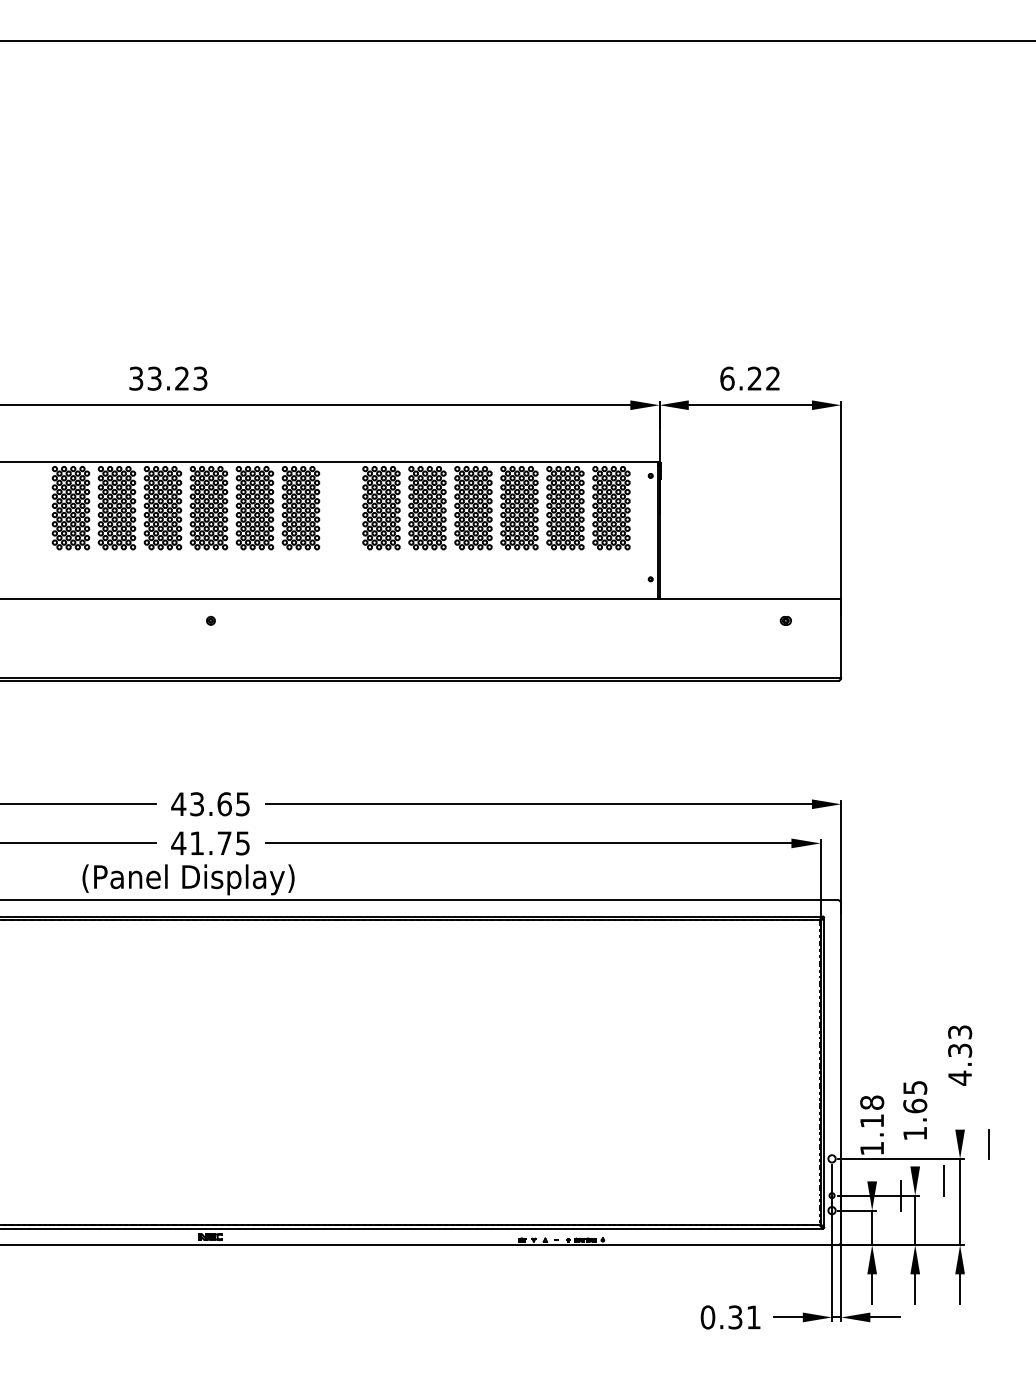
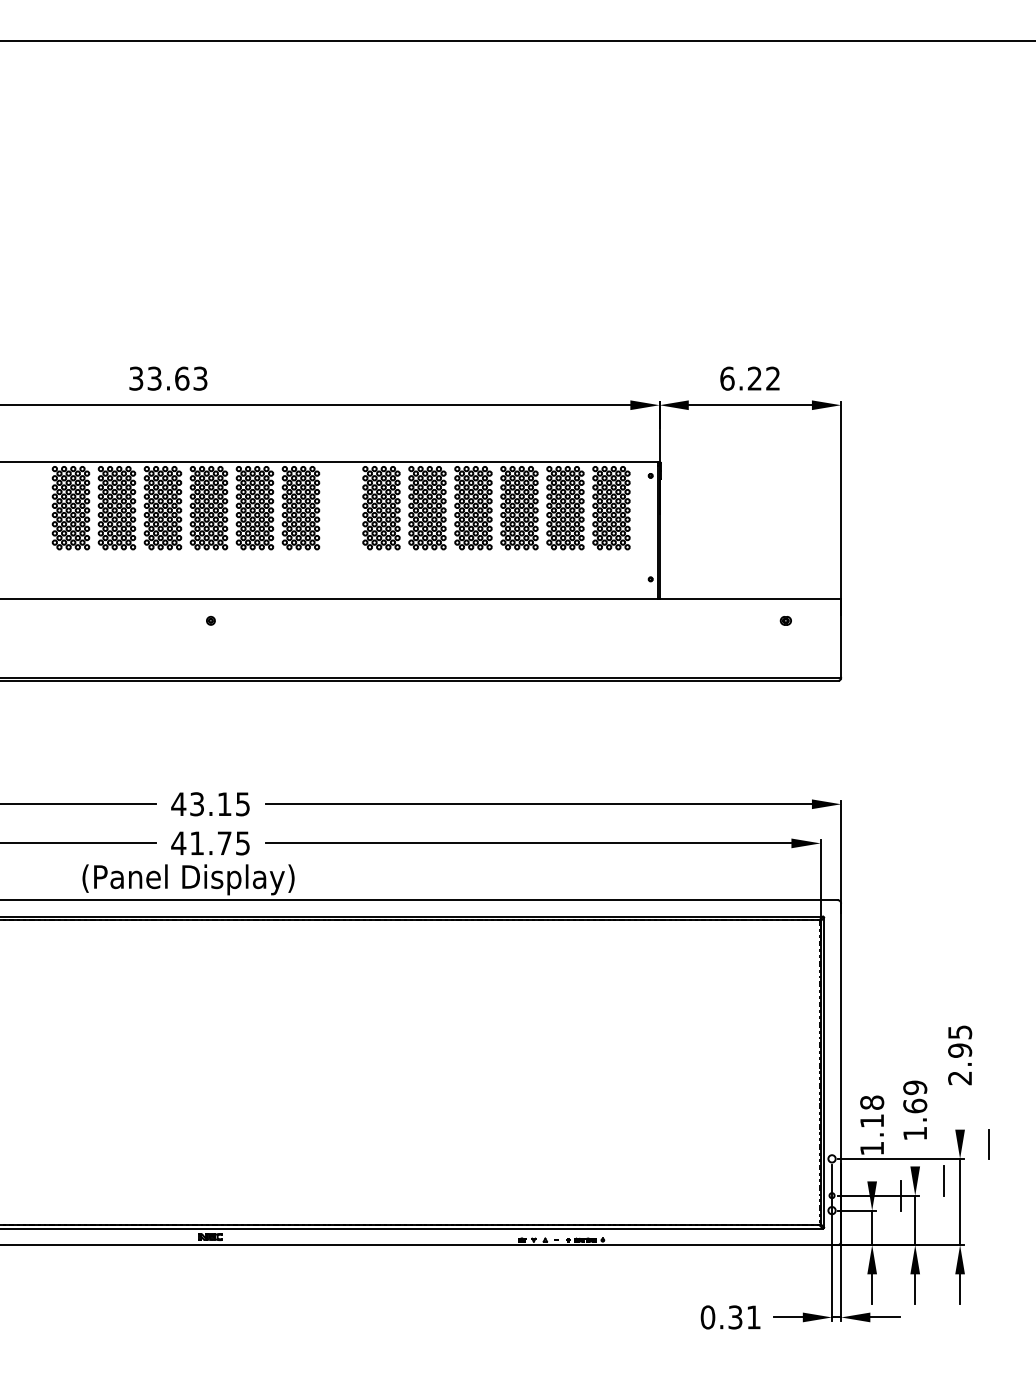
text: 33.23 -> 33.63 (182, 378)
text: 43.65 -> 43.15 (224, 804)
text: 4.33 -> 2.95 (959, 1055)
text: 1.65 -> 1.69 (915, 1087)
